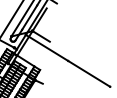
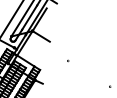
line: present -> none (68, 60)
